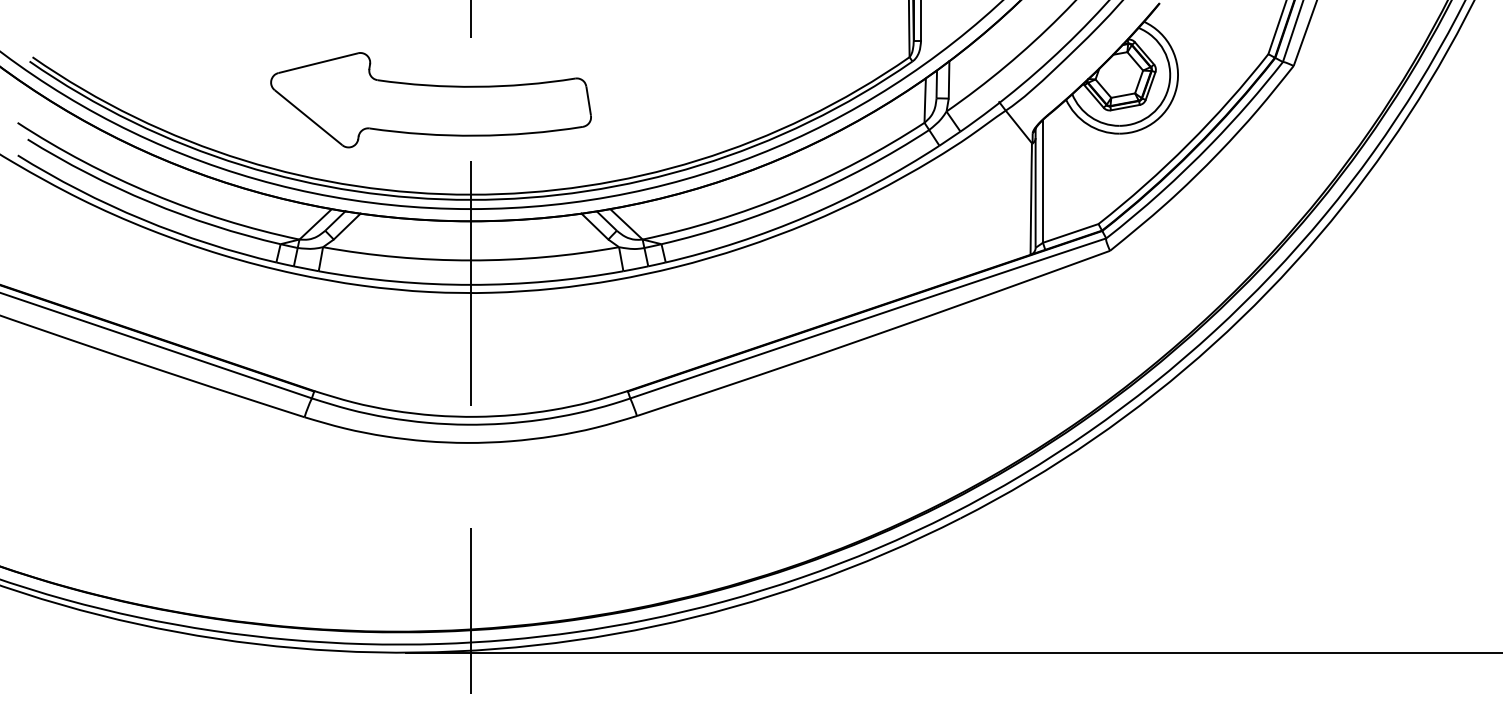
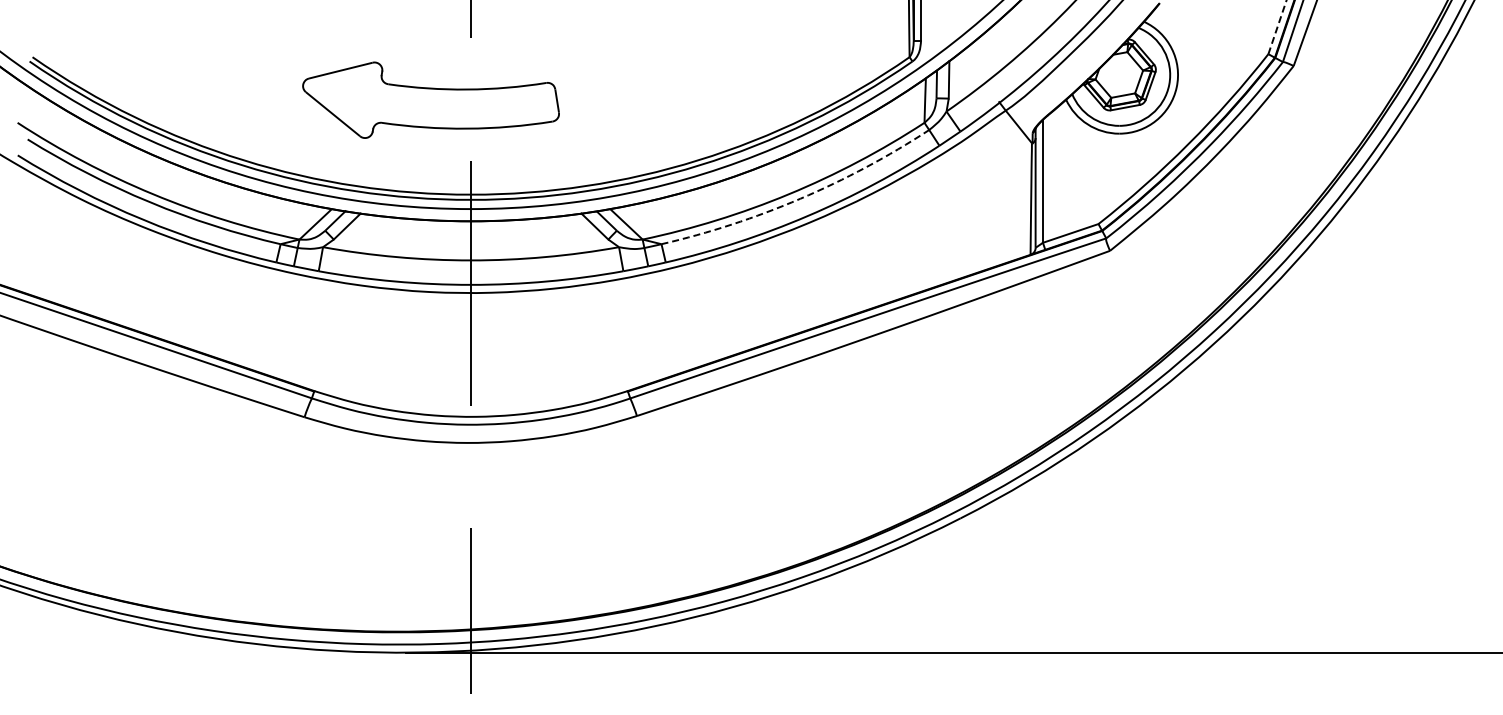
line: solid -> dashed (1277, 26)
part size: 322x97 px -> 258x78 px (430, 99)
arc: solid -> dashed (800, 198)
